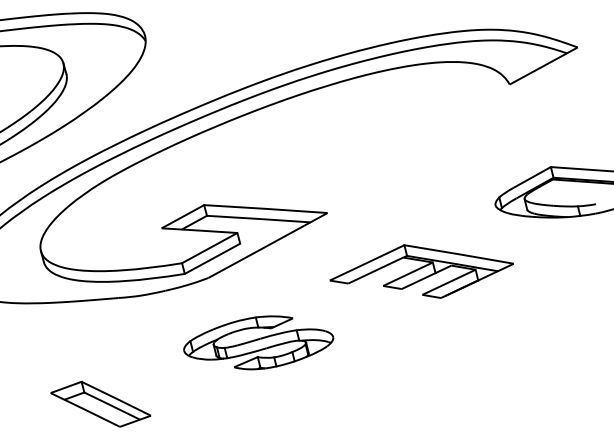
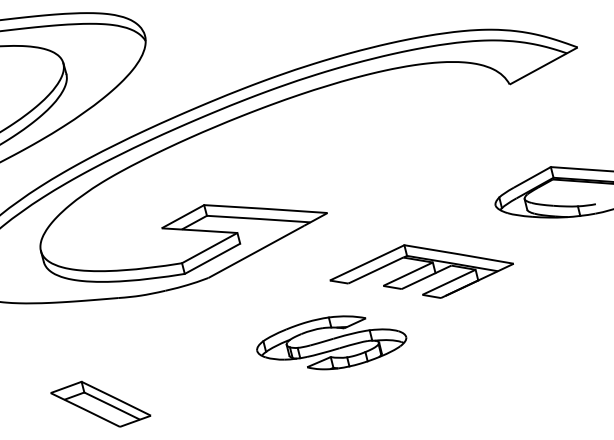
part position: (258, 342) -> (331, 342) (331, 342)
